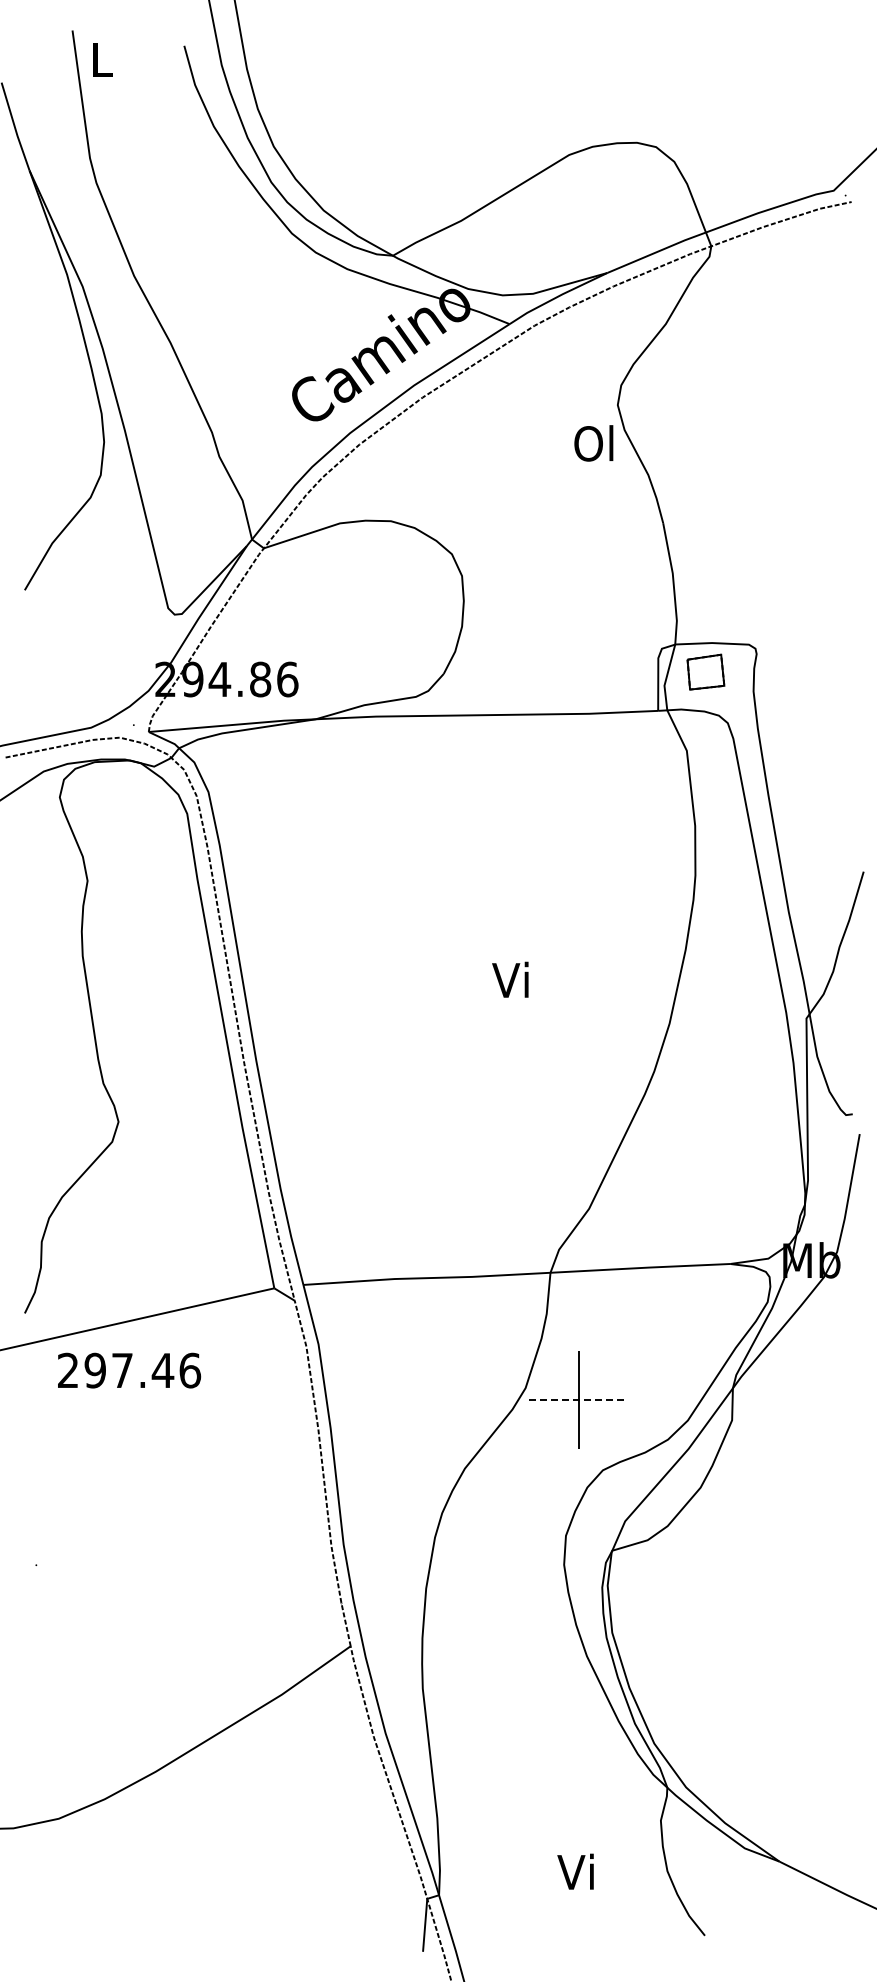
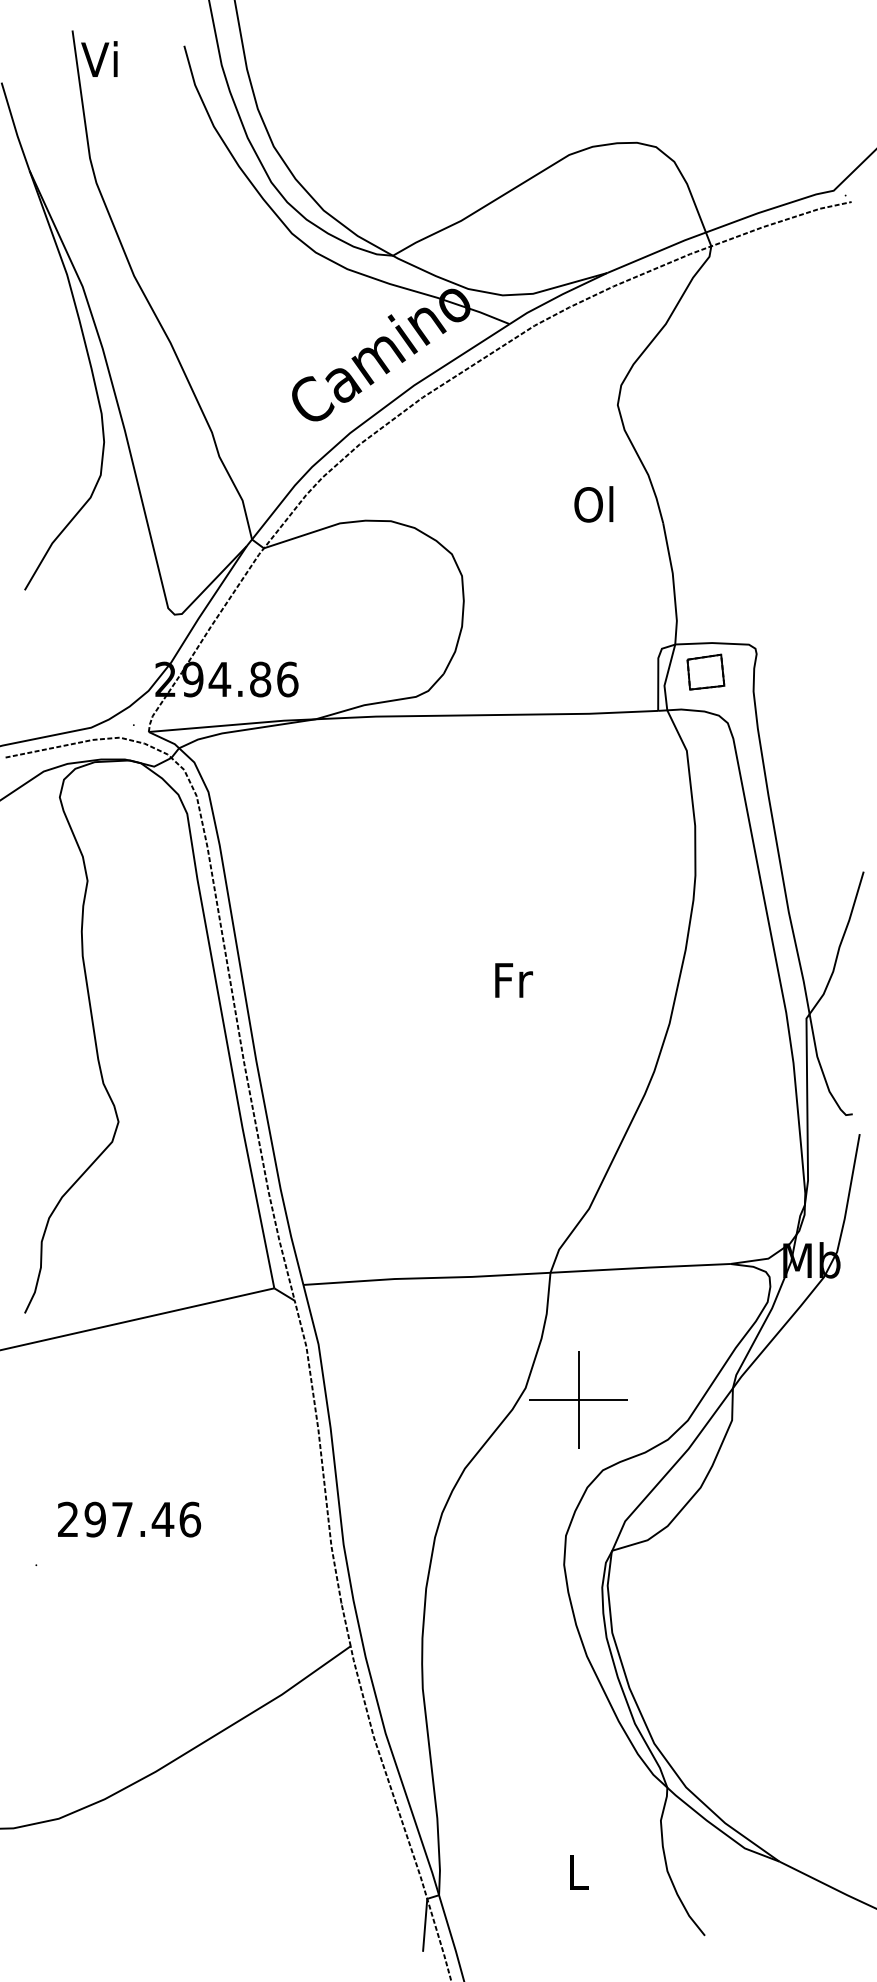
text: L -> Vi (99, 58)
text position: (593, 443) -> (593, 504) (593, 504)
text: Vi -> Fr (512, 979)
text position: (129, 1370) -> (129, 1519) (129, 1519)
line: dashed -> solid (579, 1400)
text: Vi -> L (575, 1871)
